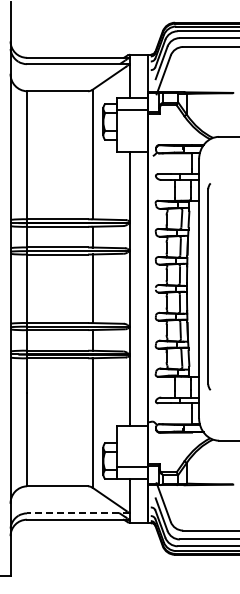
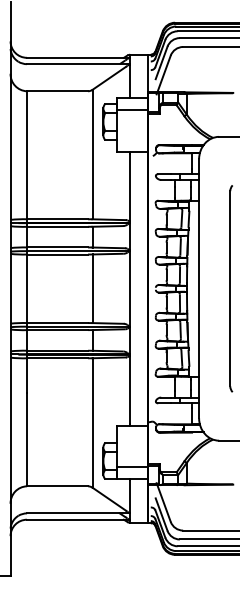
part position: (209, 286) -> (231, 288) (231, 288)
line: dashed -> solid (78, 513)
